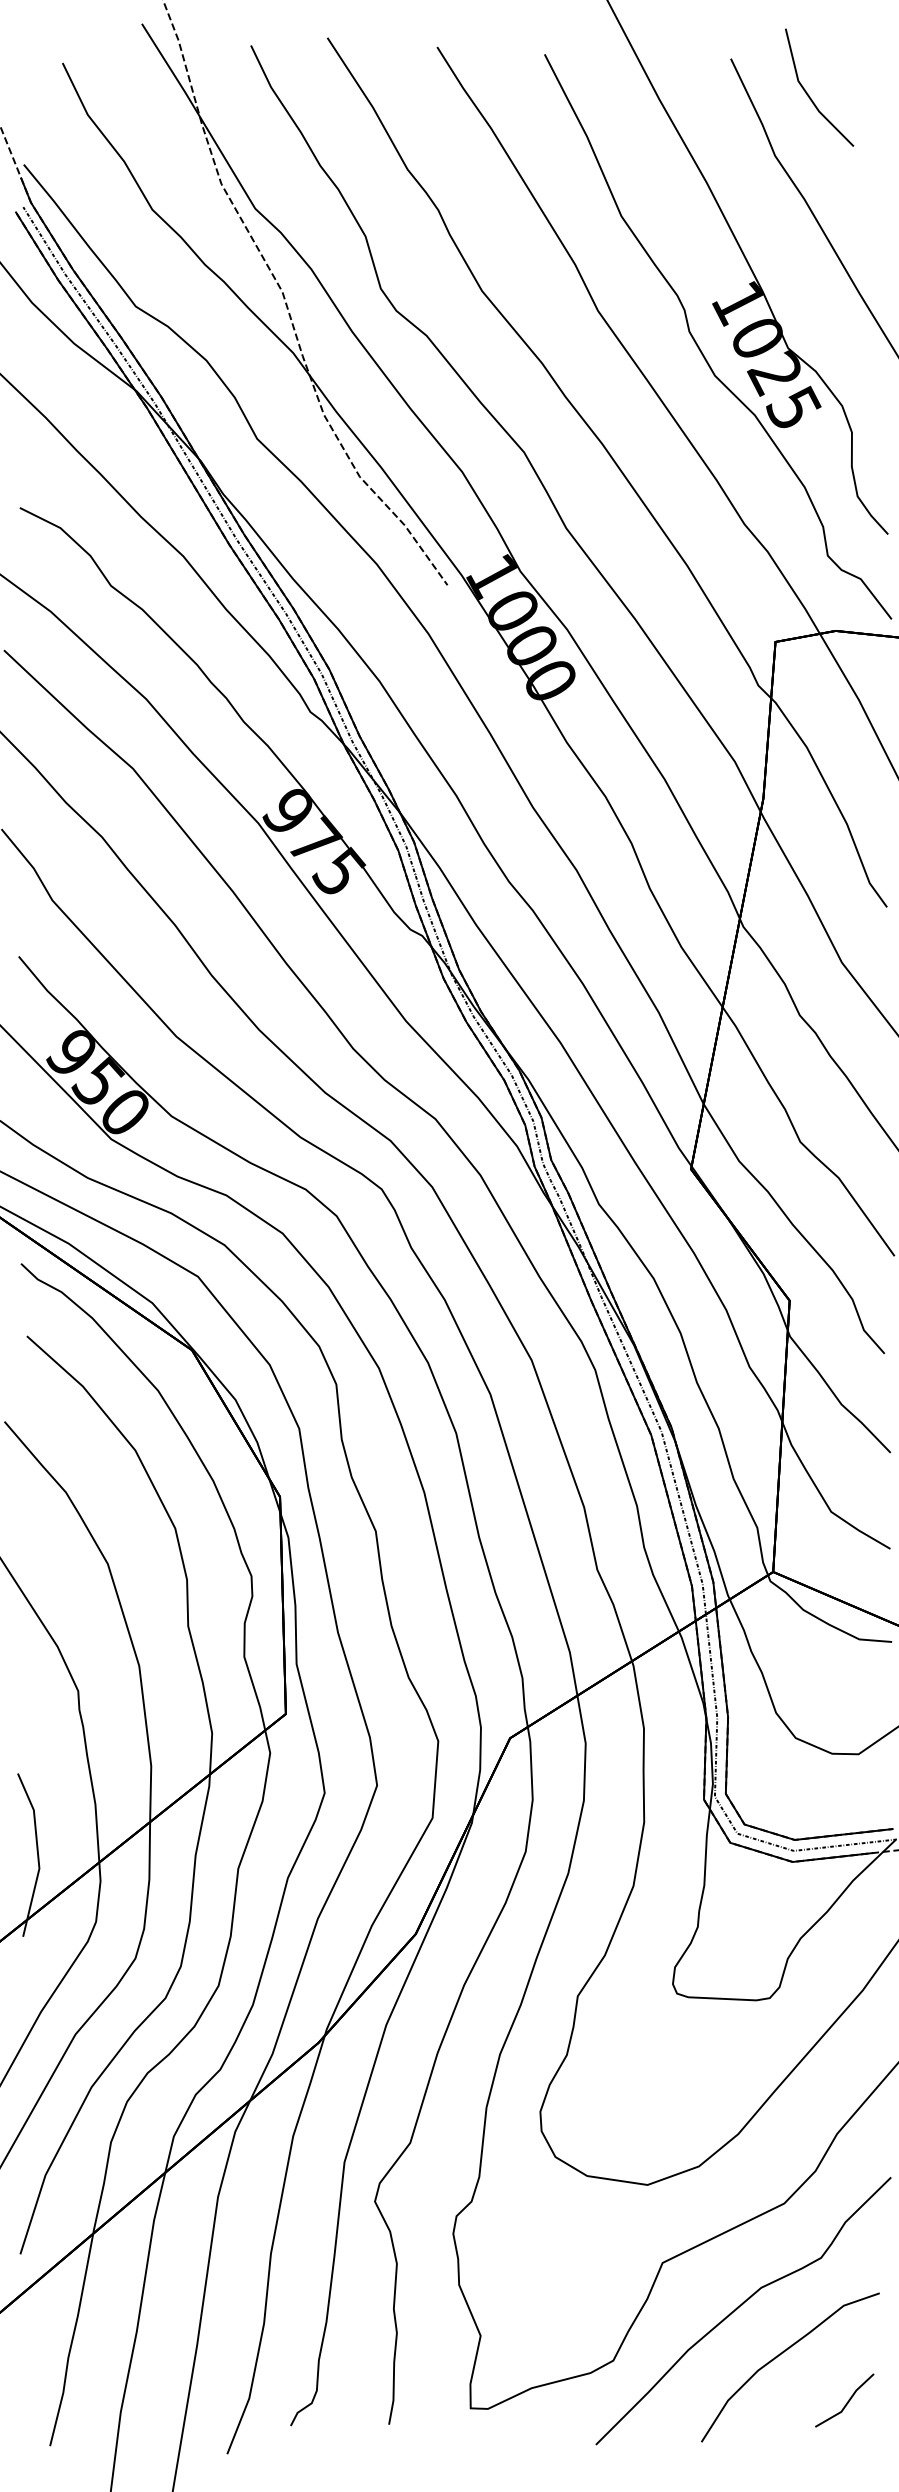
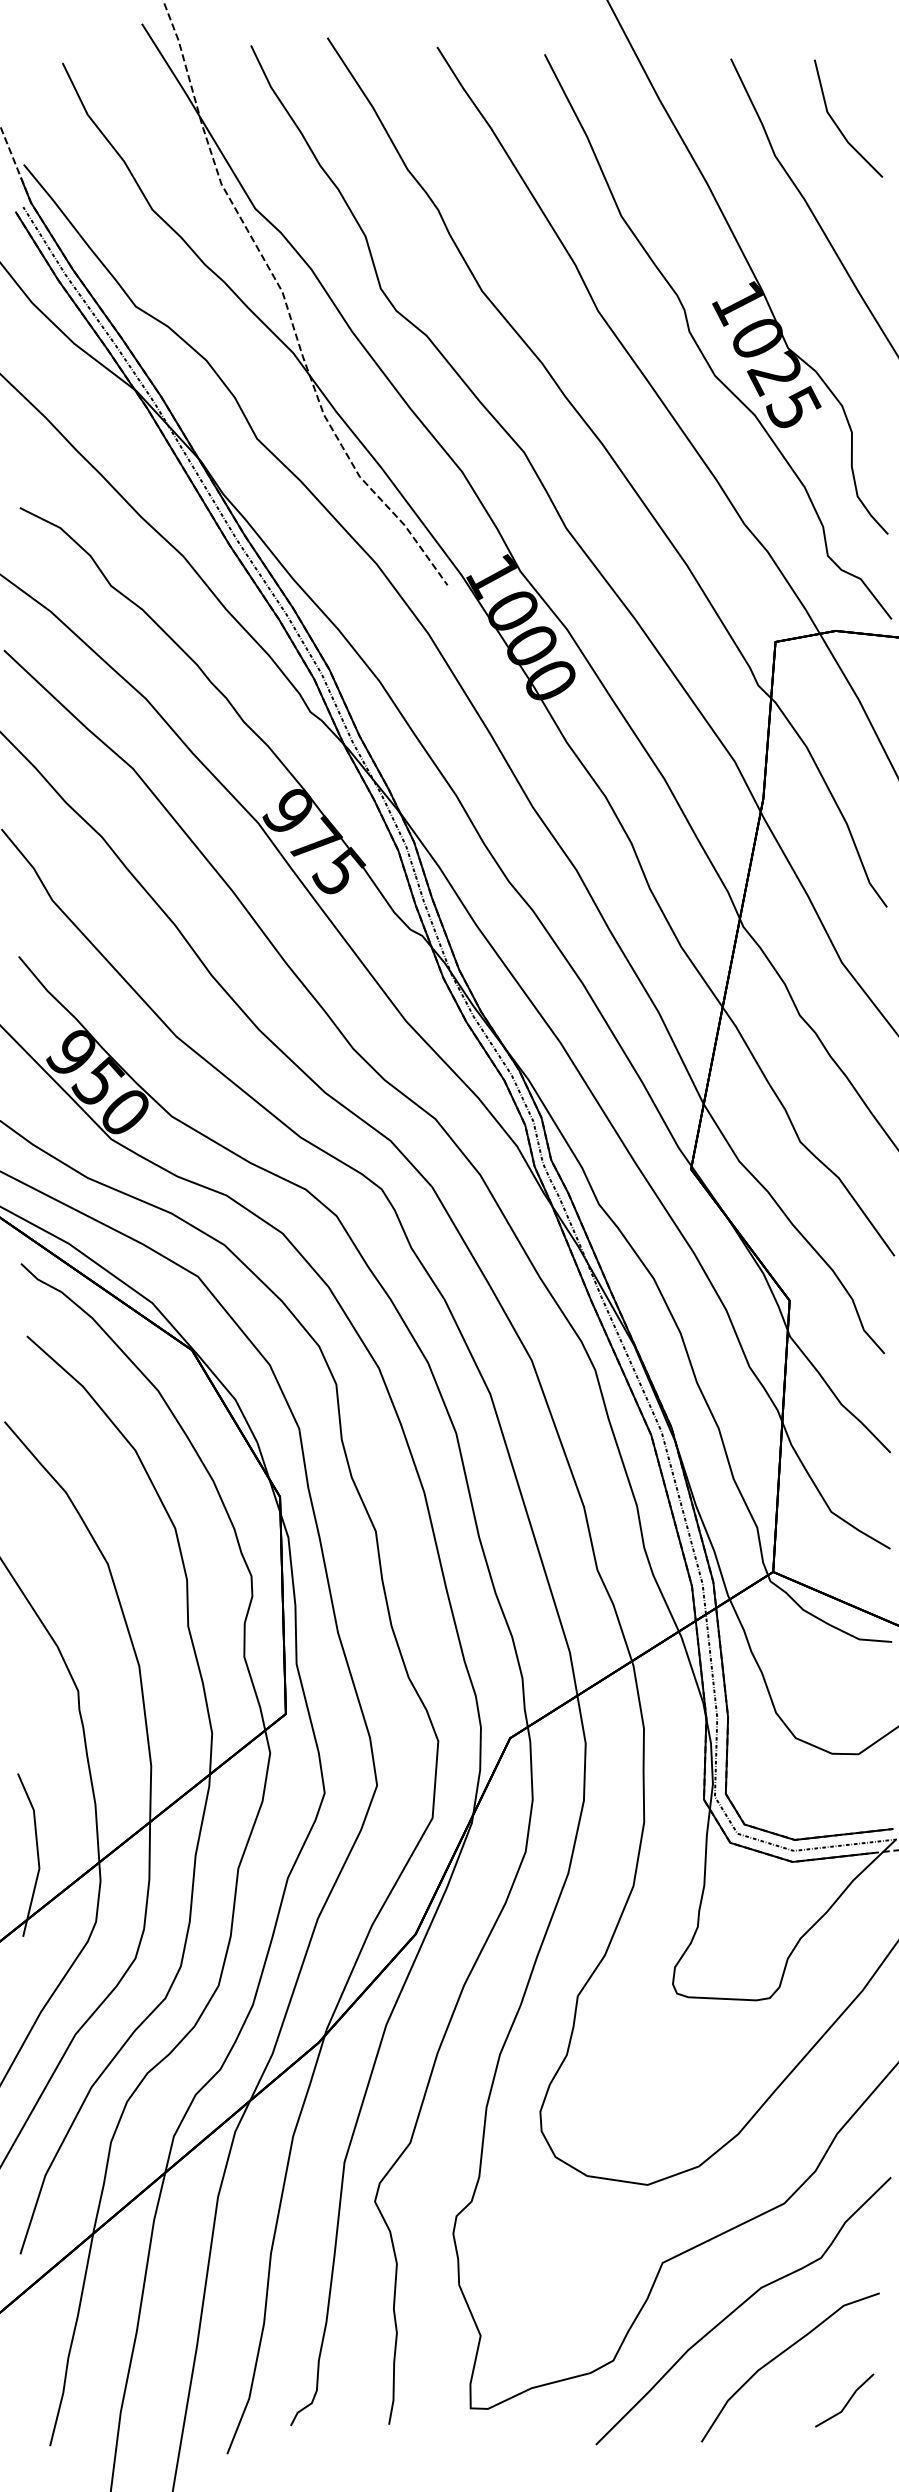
part position: (810, 96) -> (839, 127) (839, 127)
